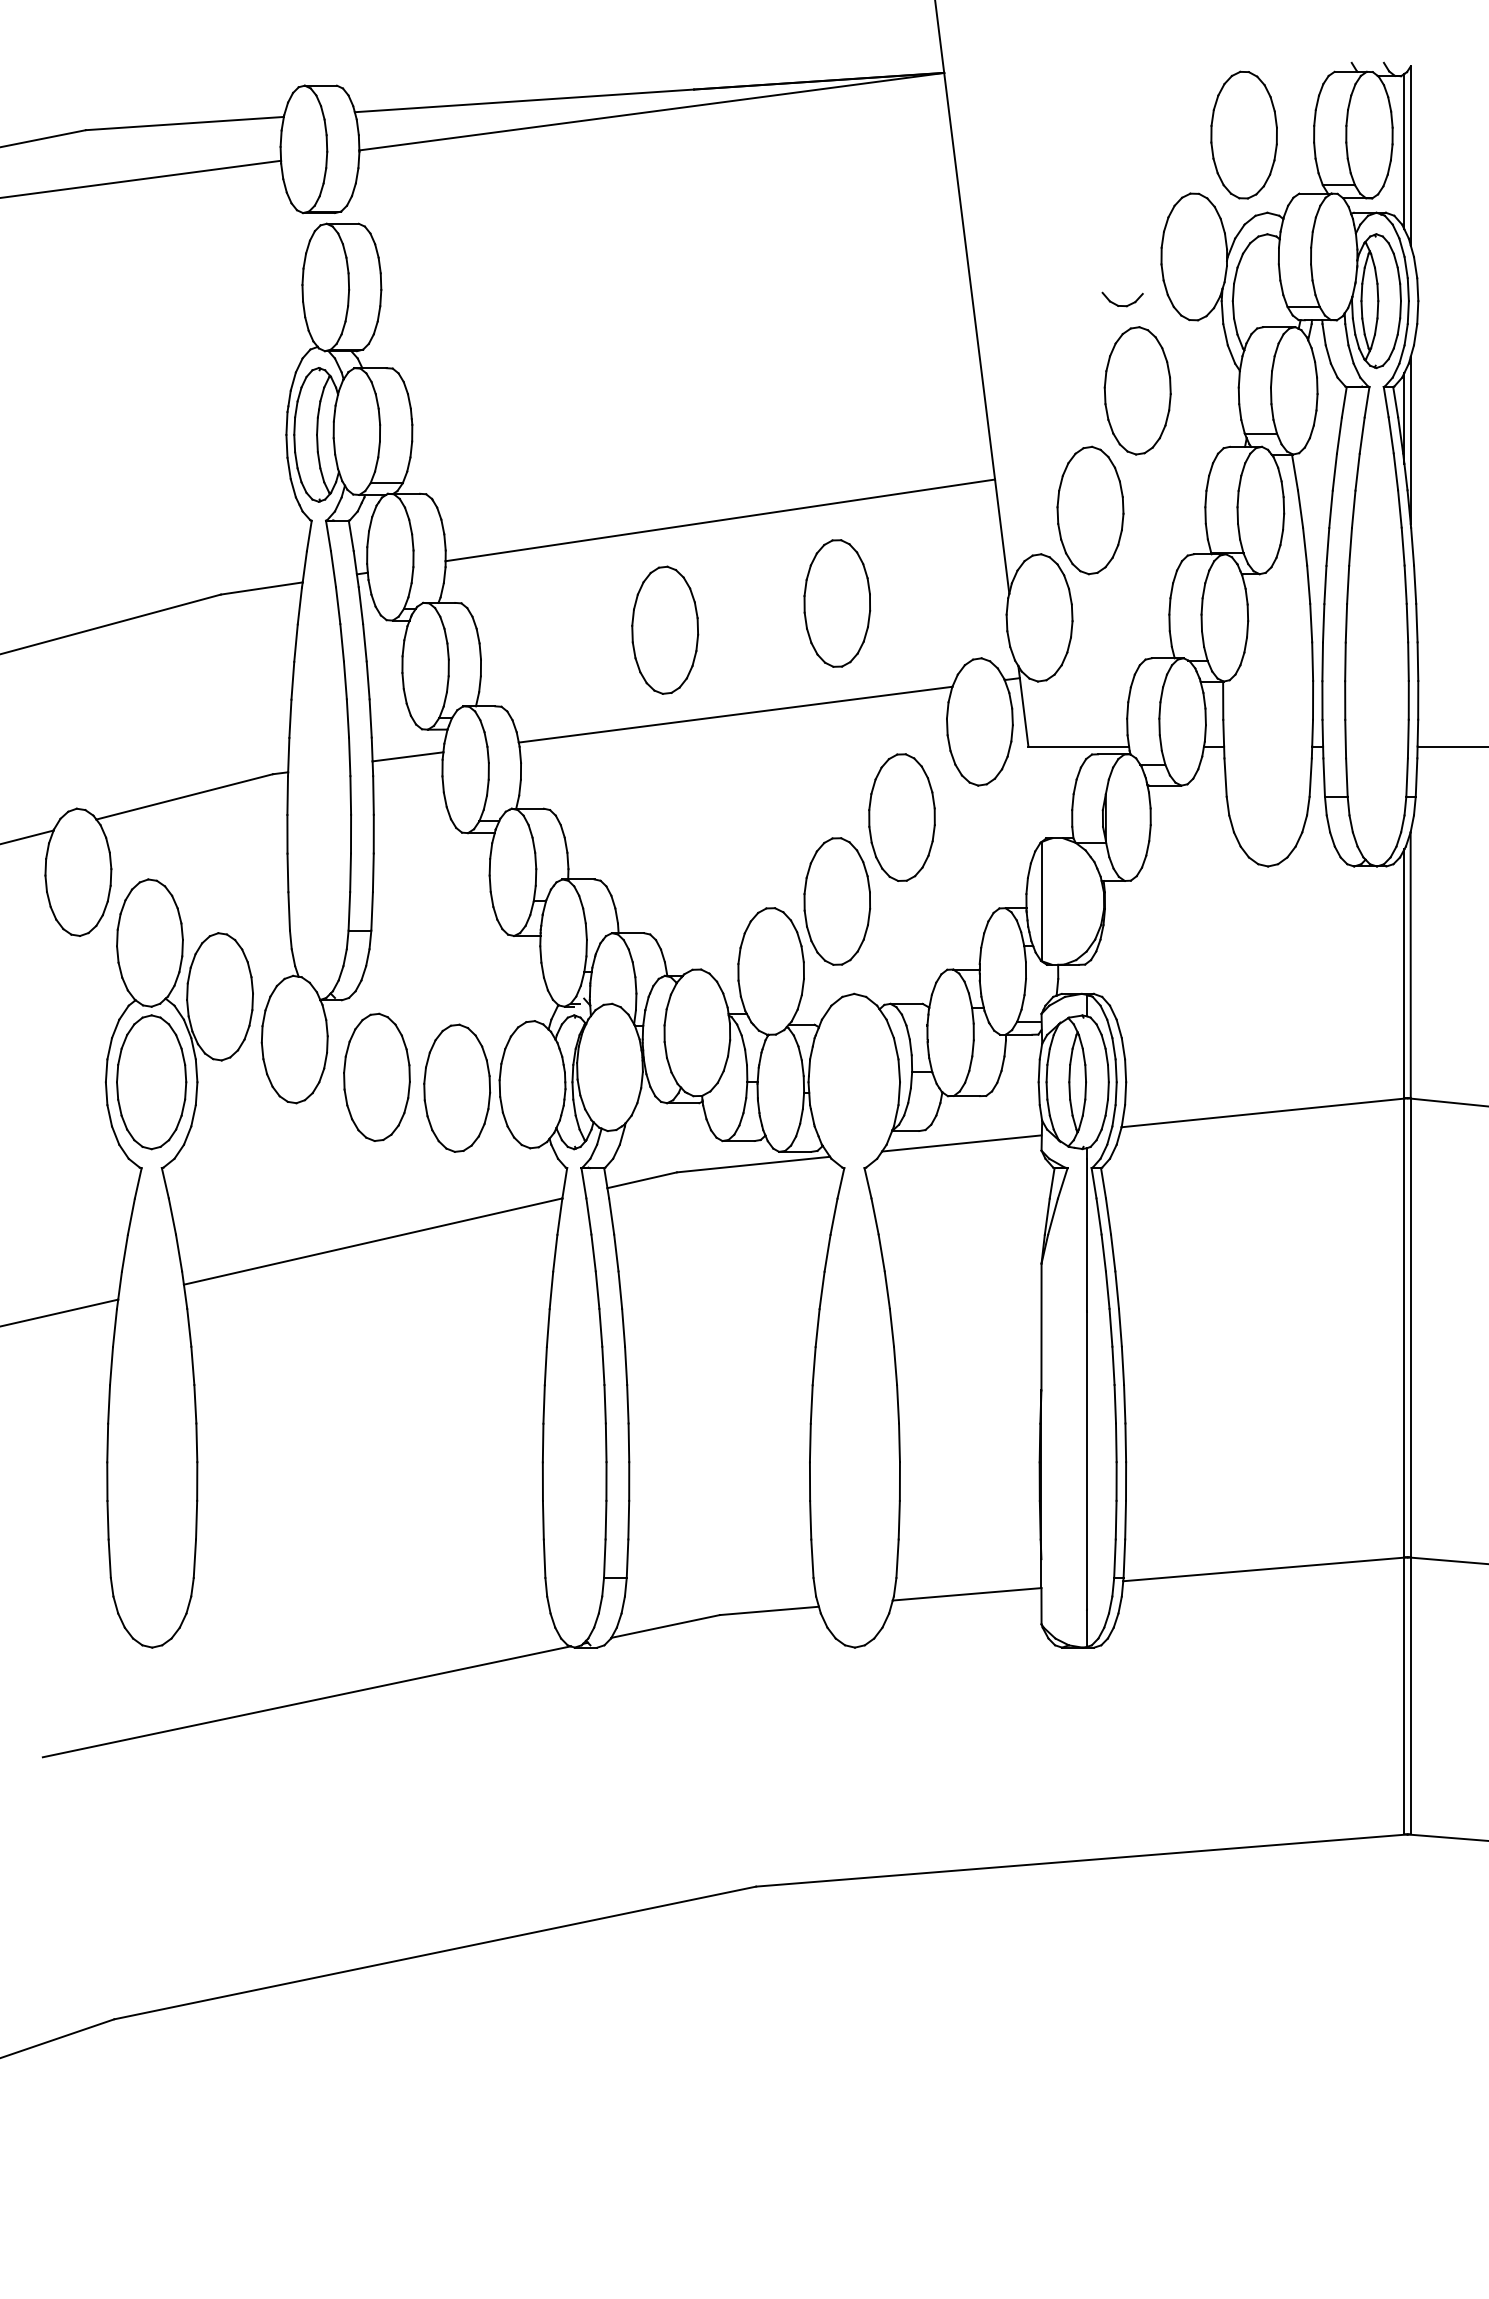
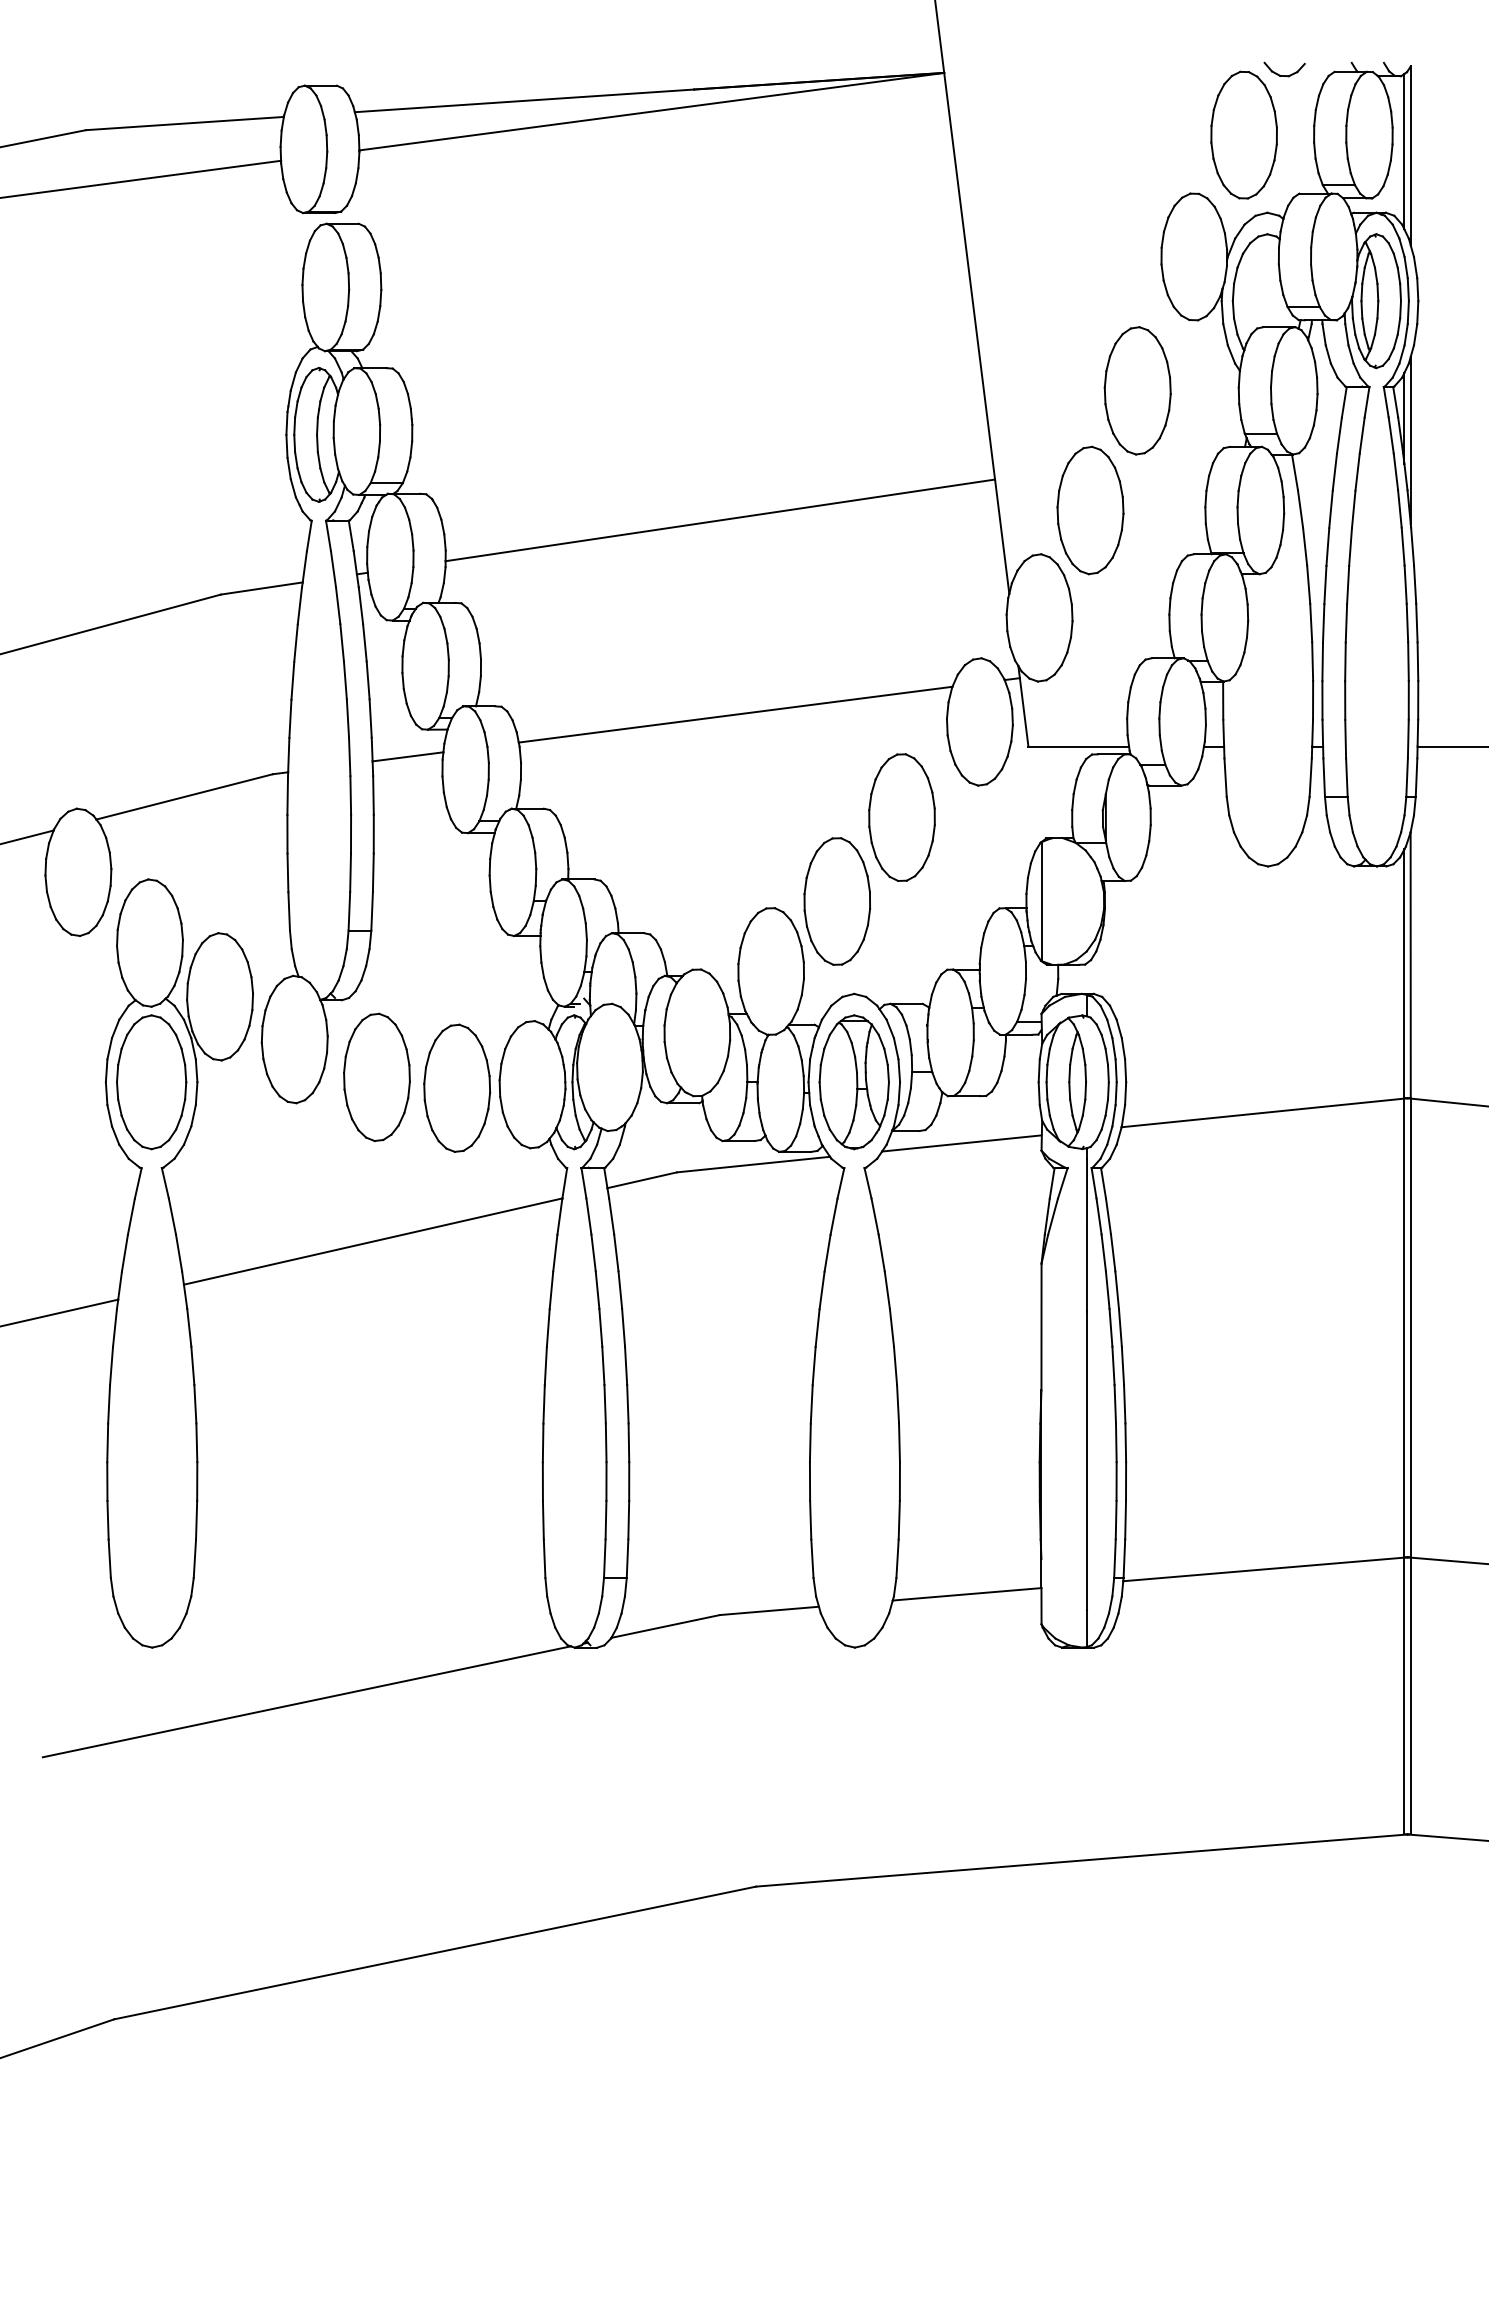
part position: (1122, 299) -> (1284, 69) (1284, 69)
part: present -> none (837, 603)
part: present -> none (665, 629)
part: none -> present (853, 1082)
